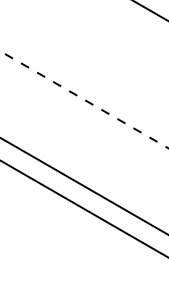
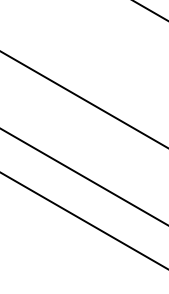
line: dashed -> solid (84, 100)
line position: (83, 185) -> (83, 176) (83, 176)
line position: (83, 208) -> (83, 220) (83, 220)
